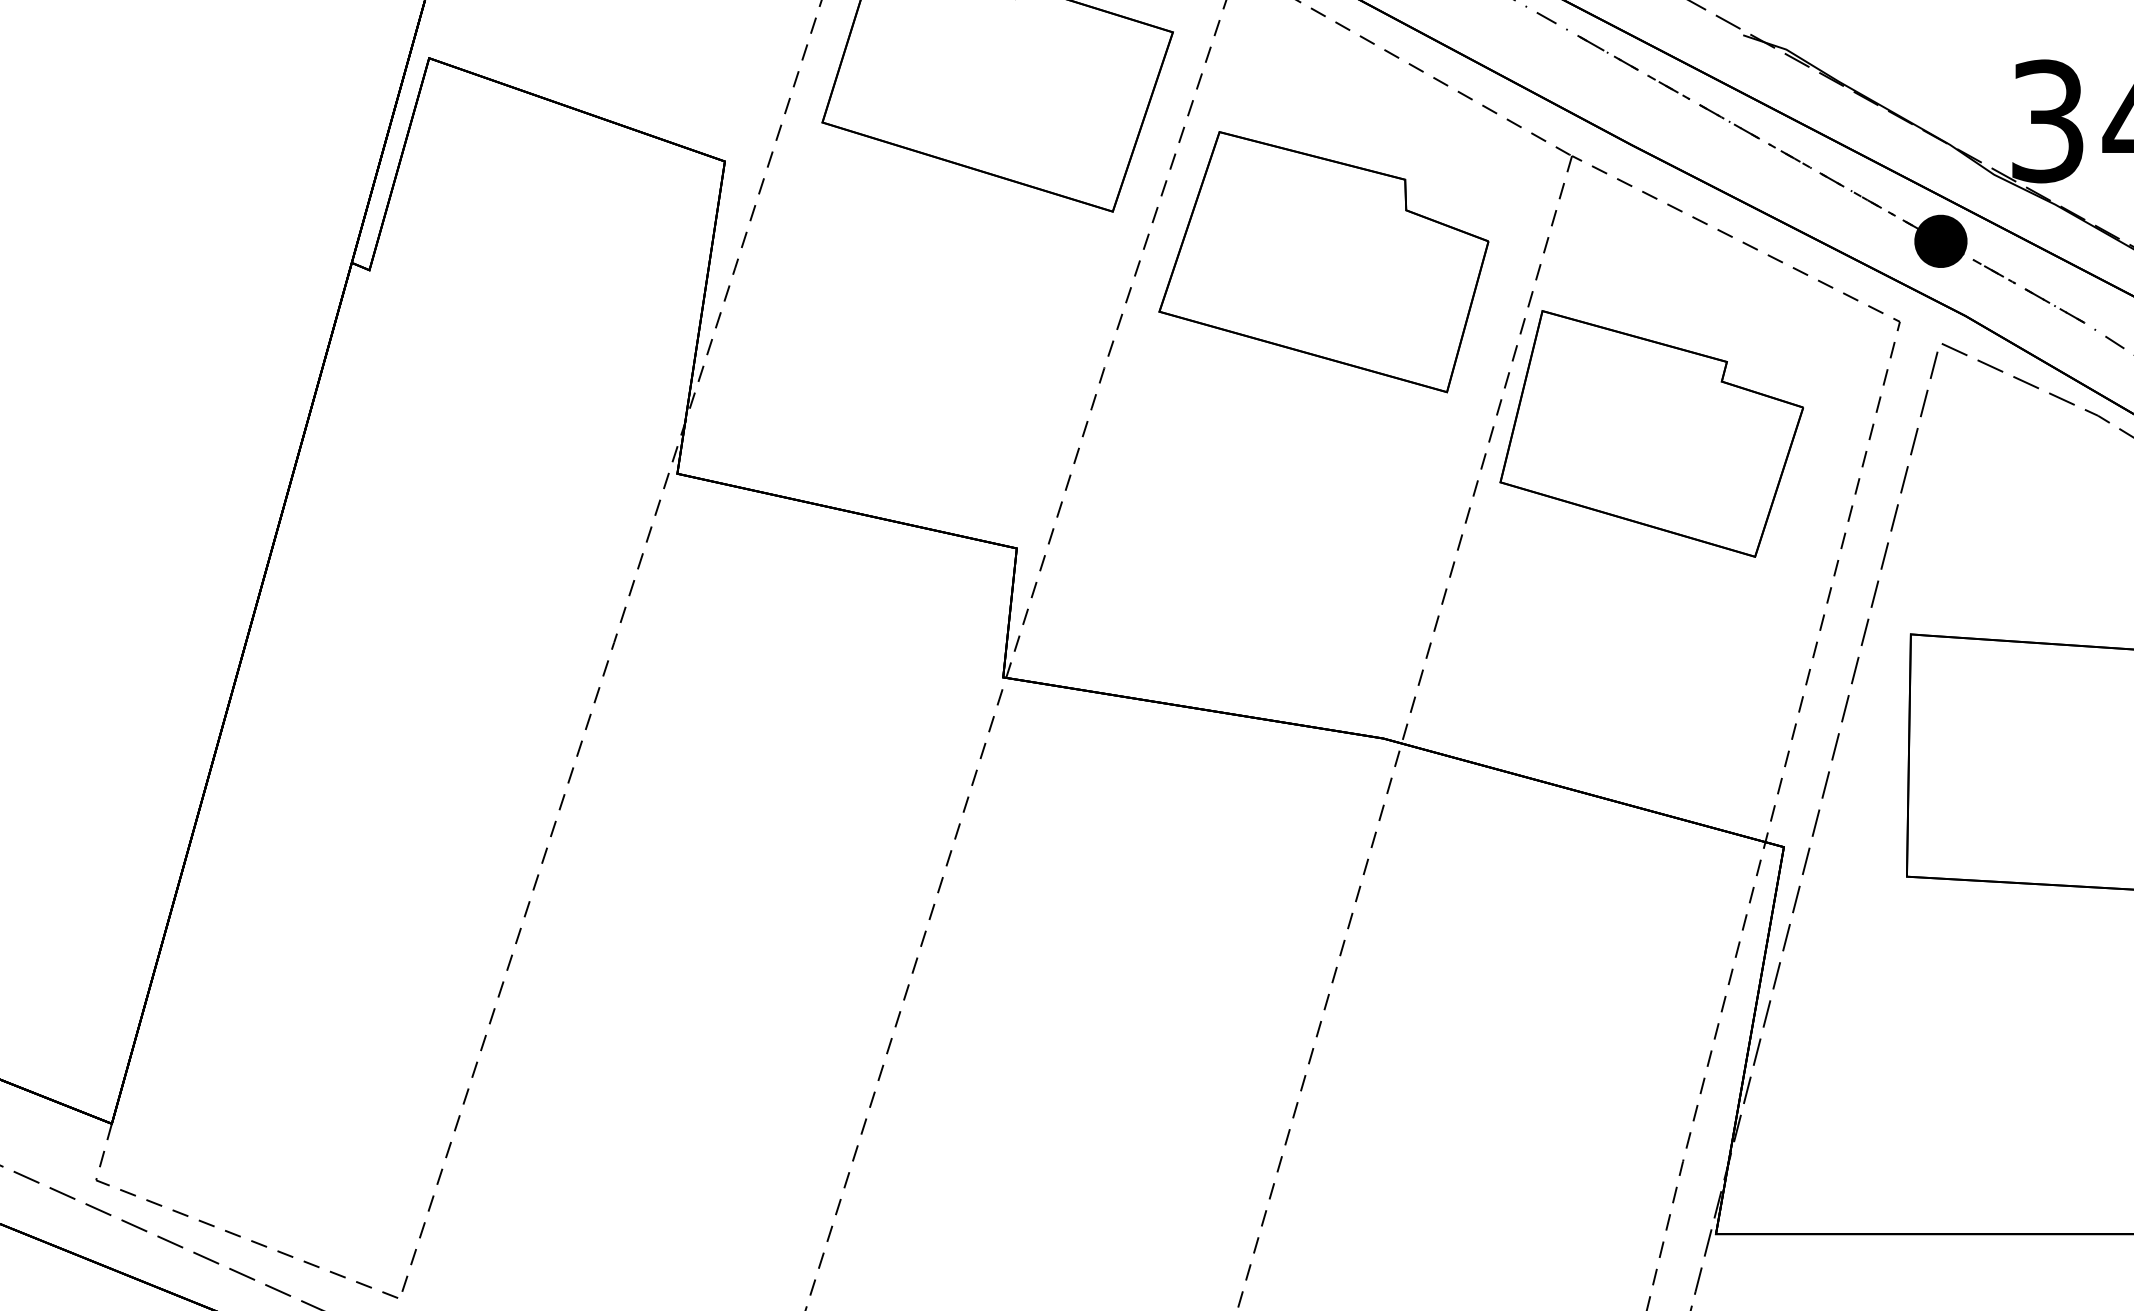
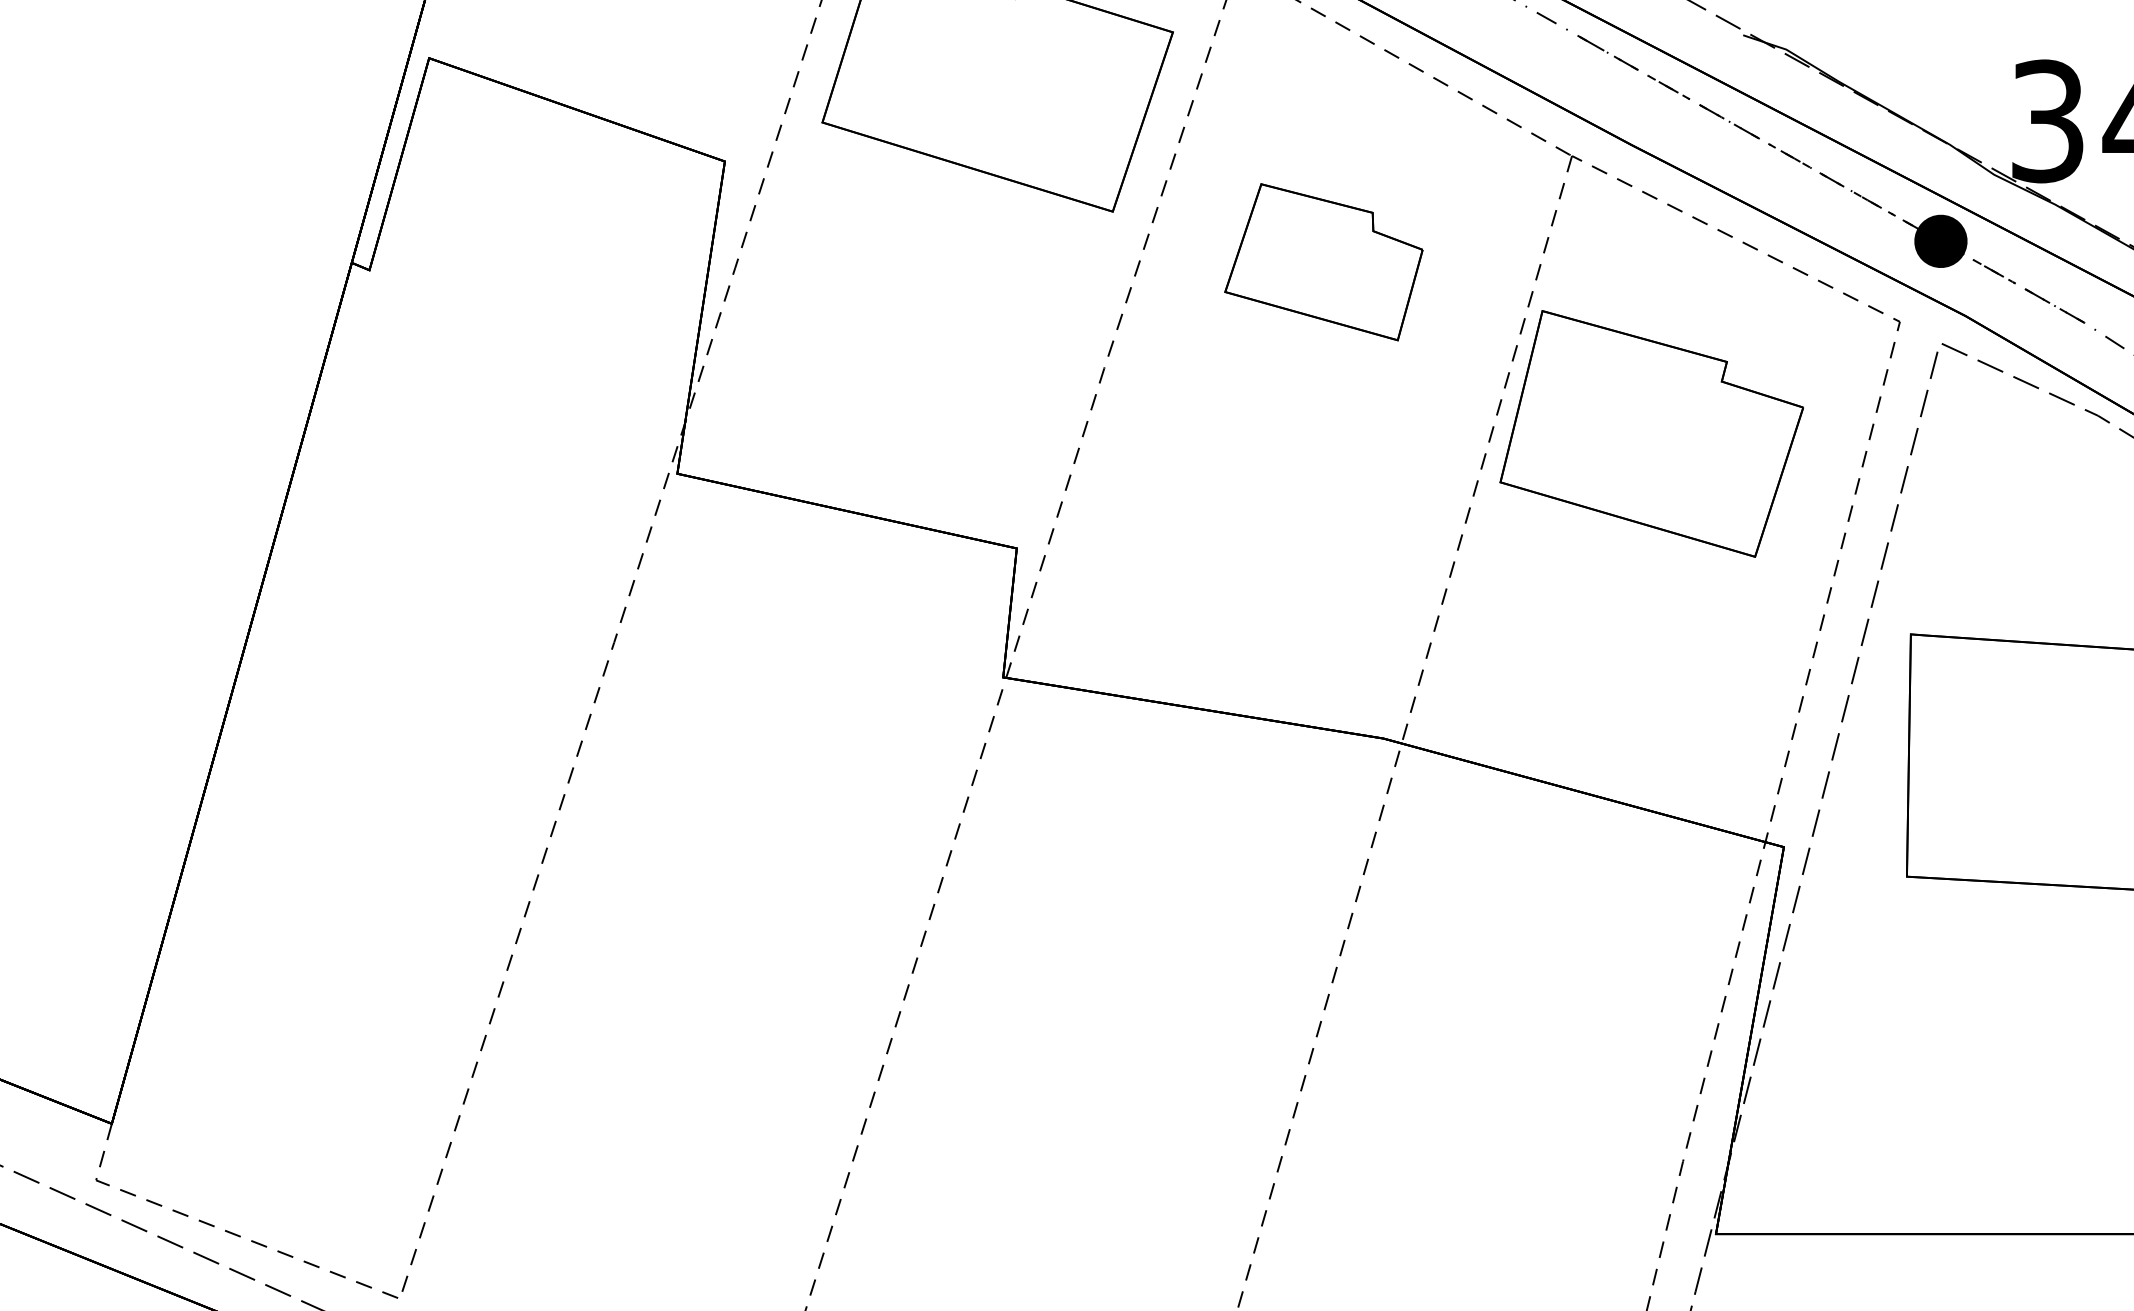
part size: 332x263 px -> 200x159 px (1323, 262)
